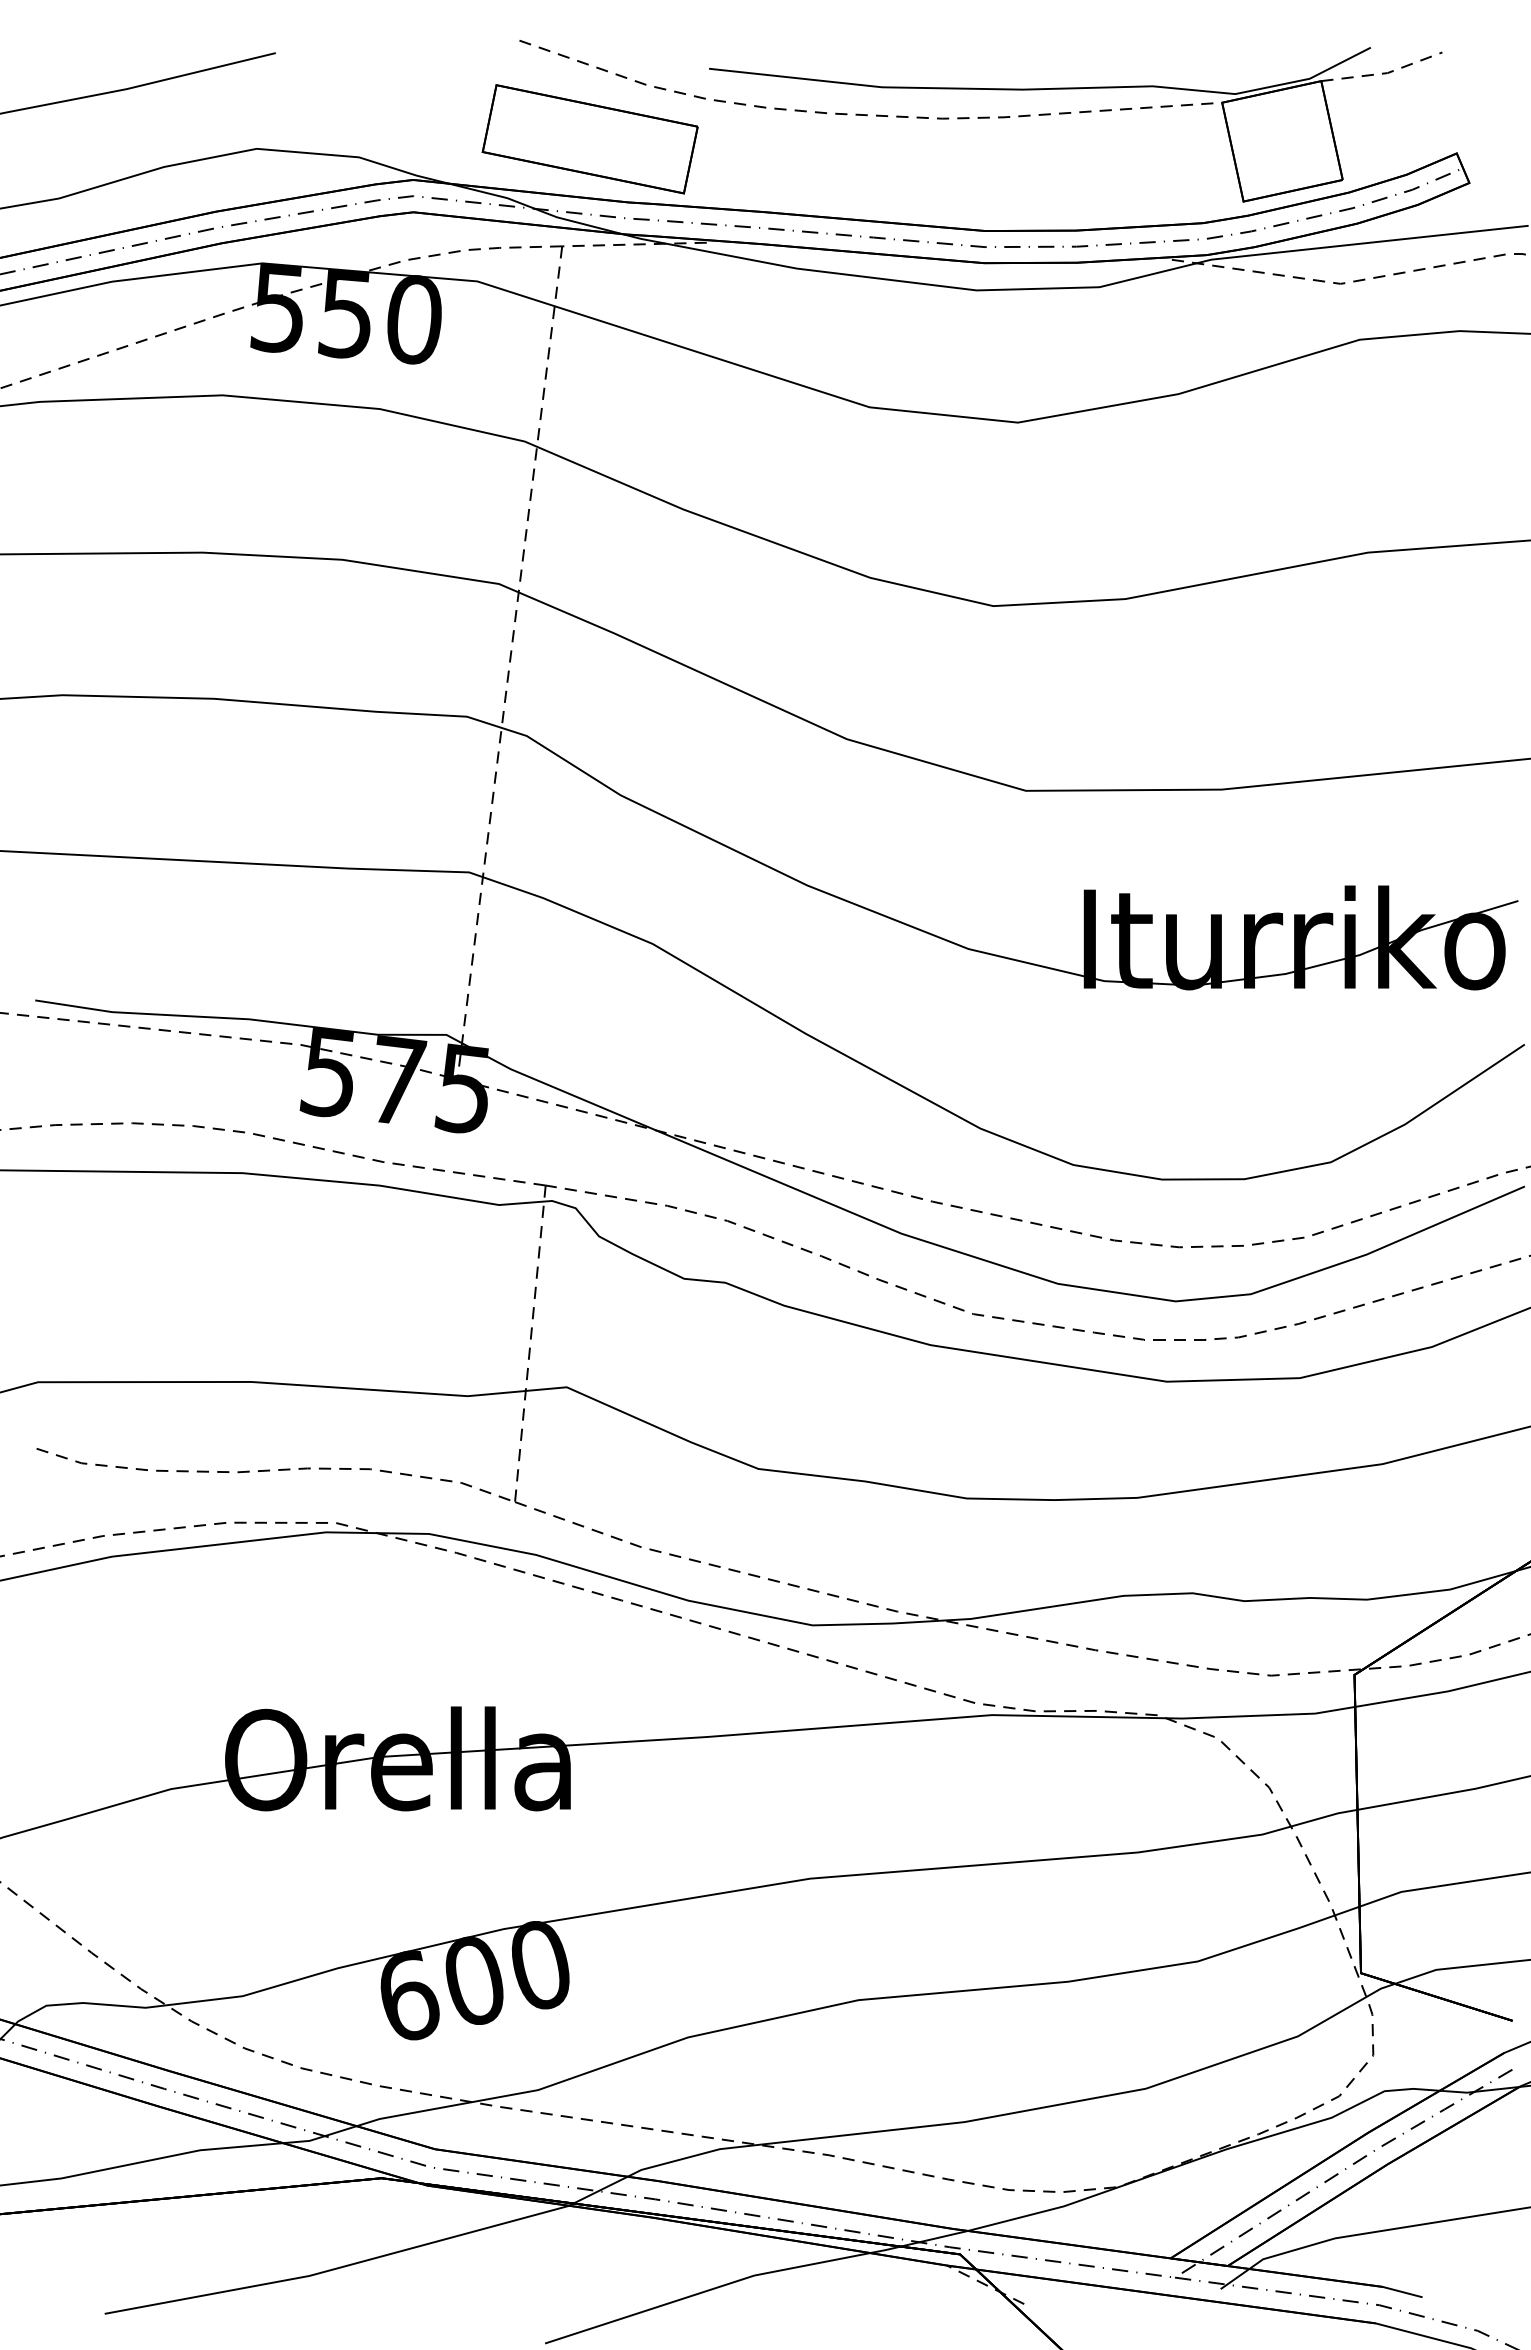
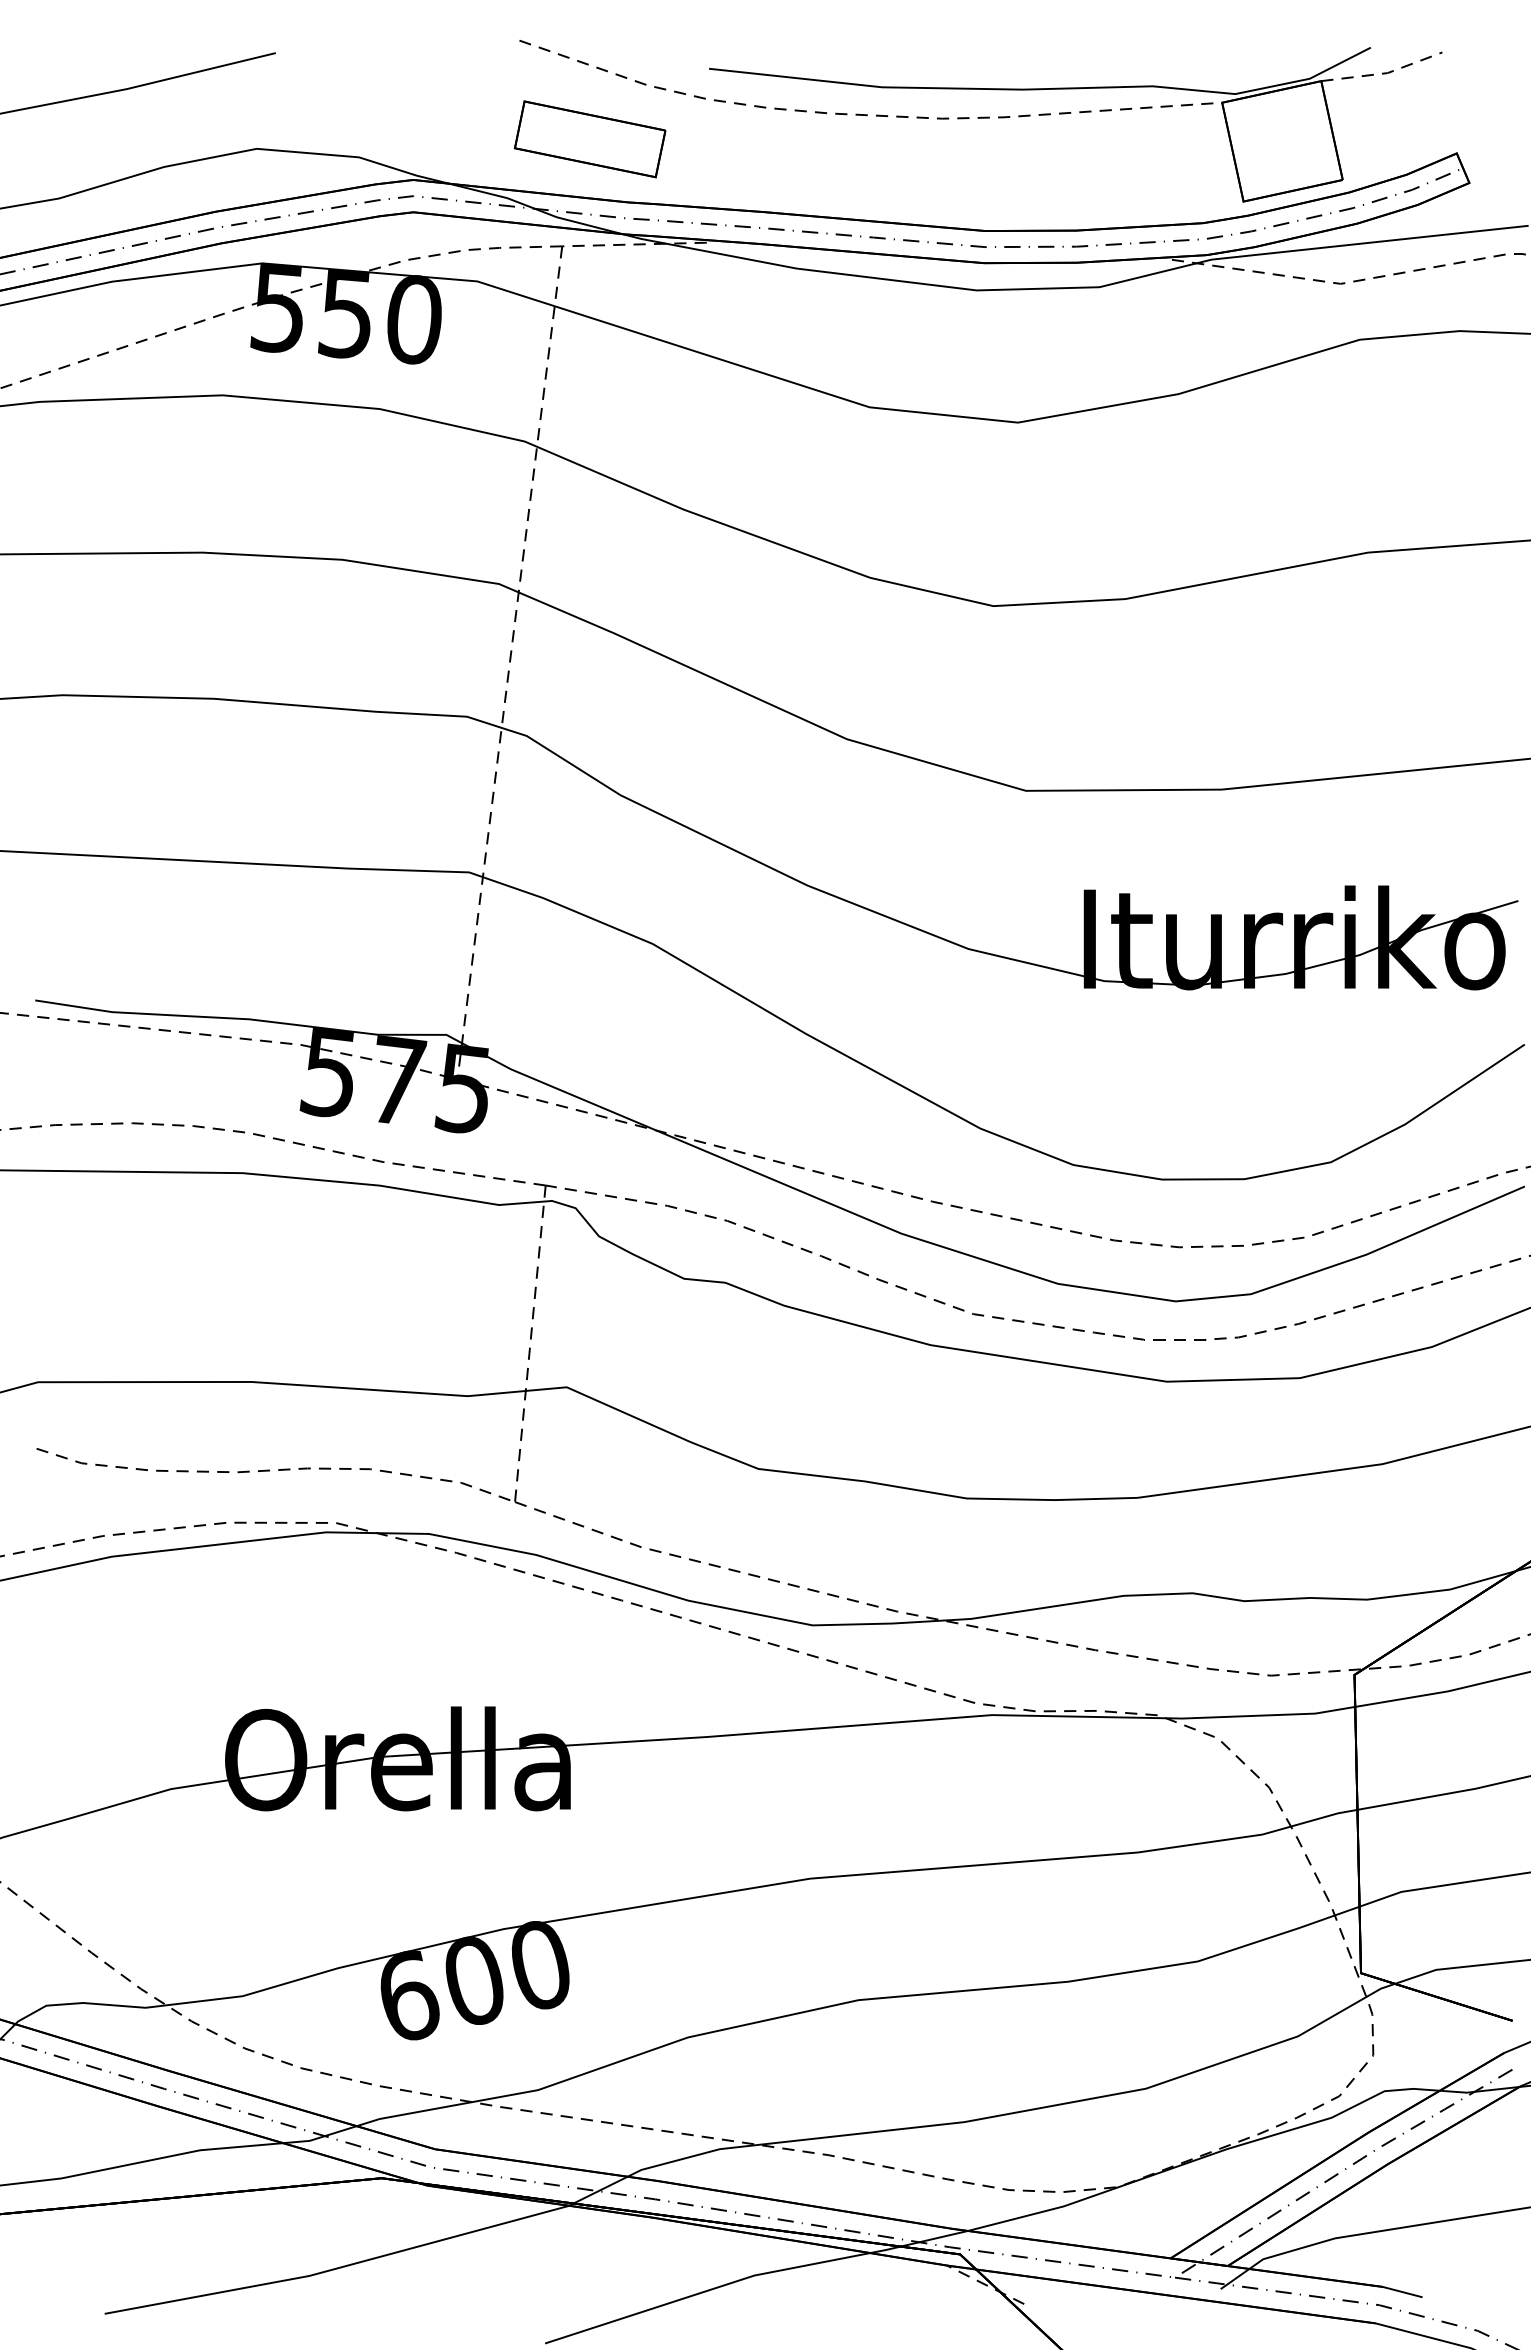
part size: 218x111 px -> 154x79 px (589, 139)
